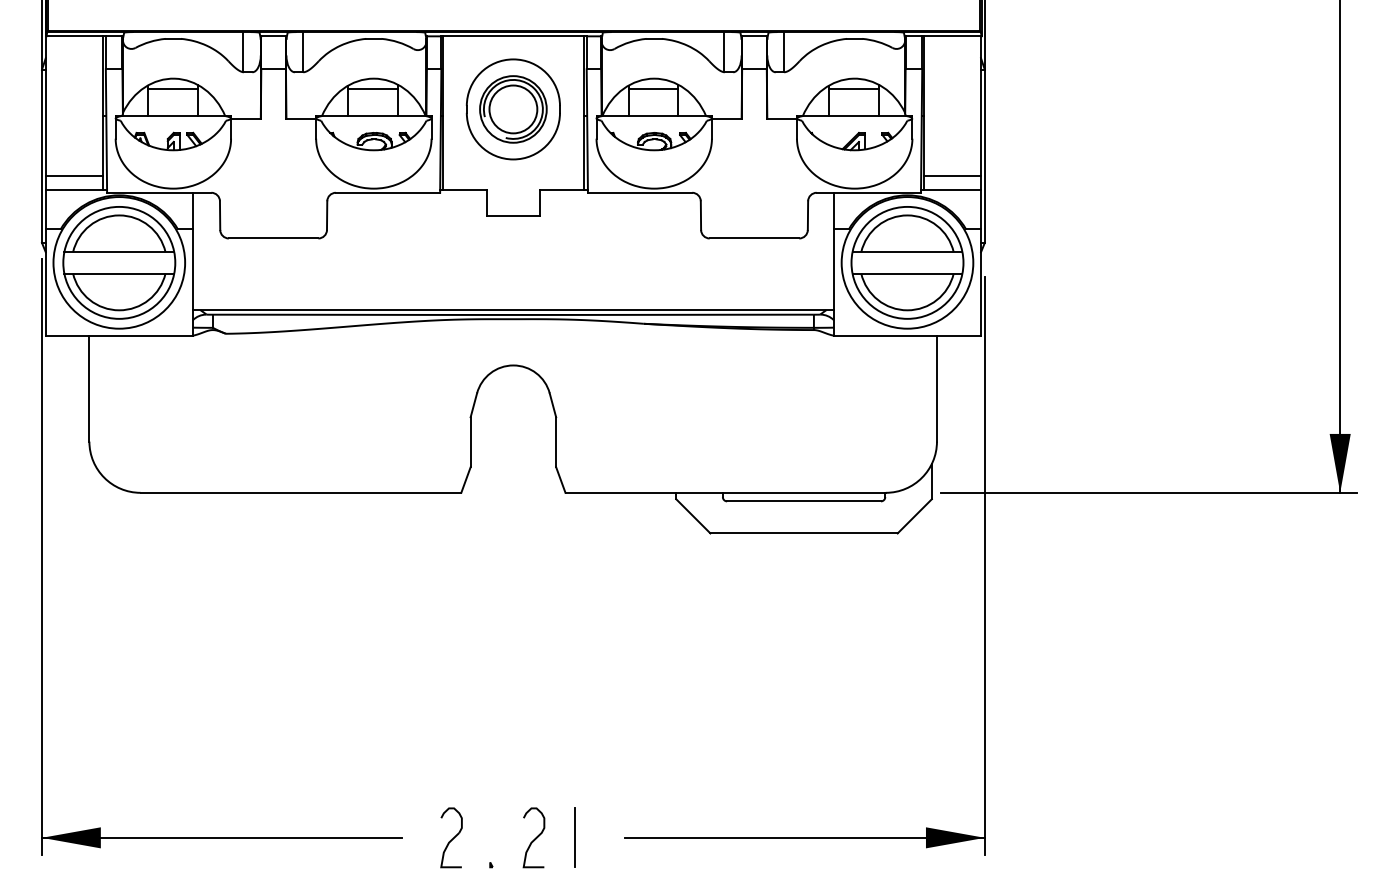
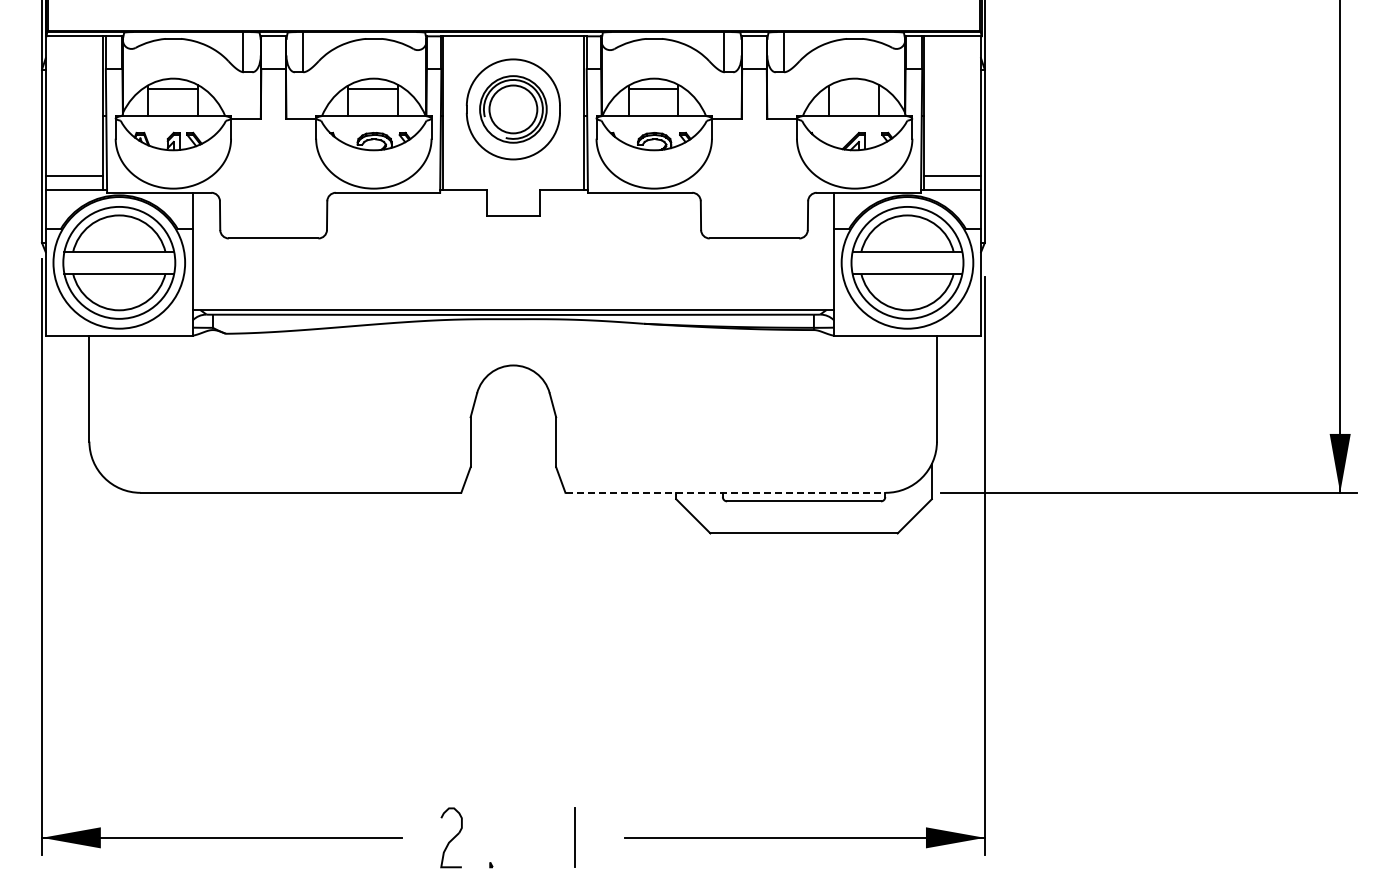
line: present -> none (853, 88)
line: solid -> dashed (726, 492)
curve: present -> none (534, 838)
